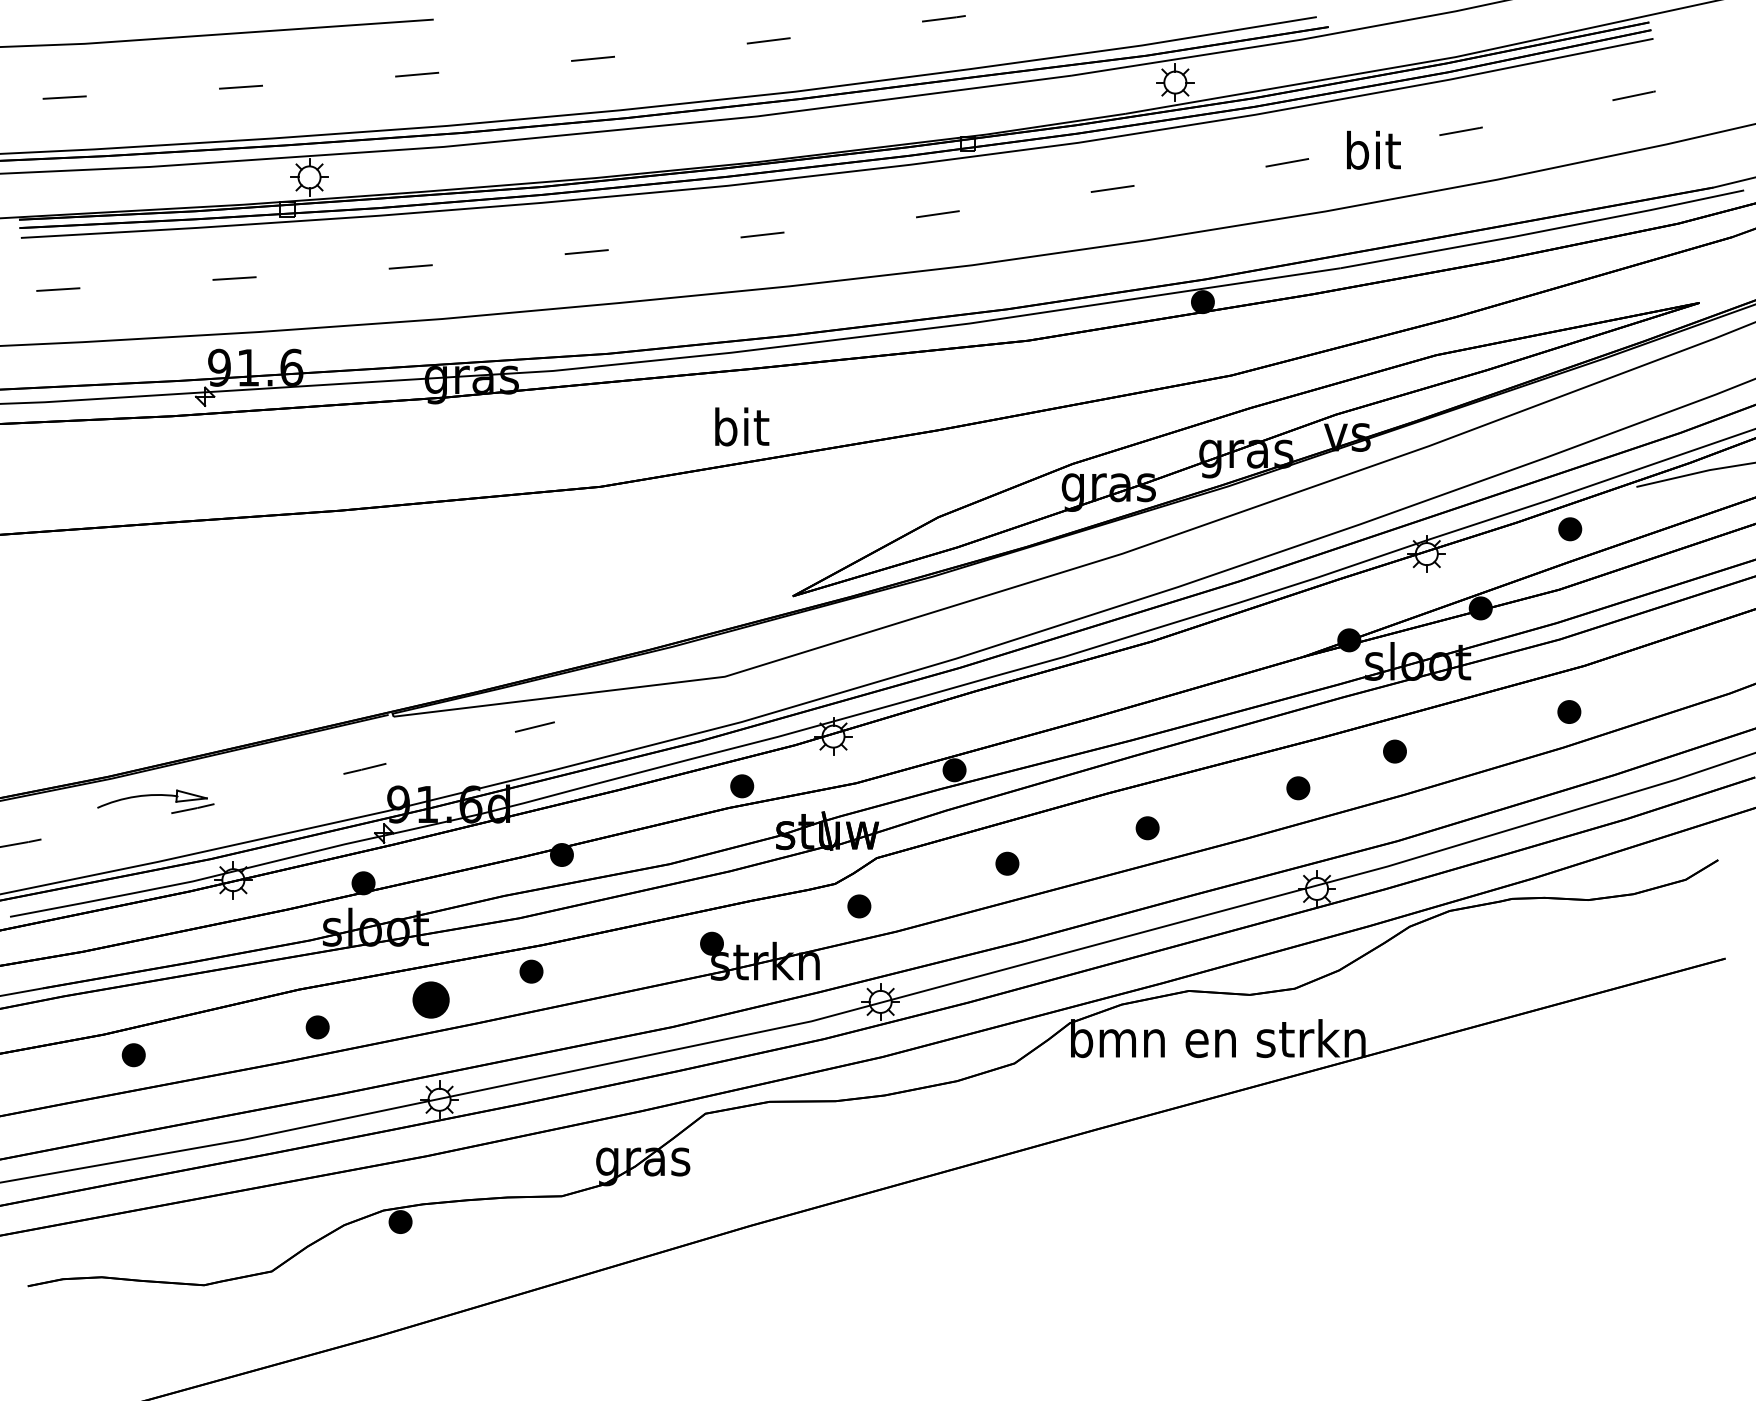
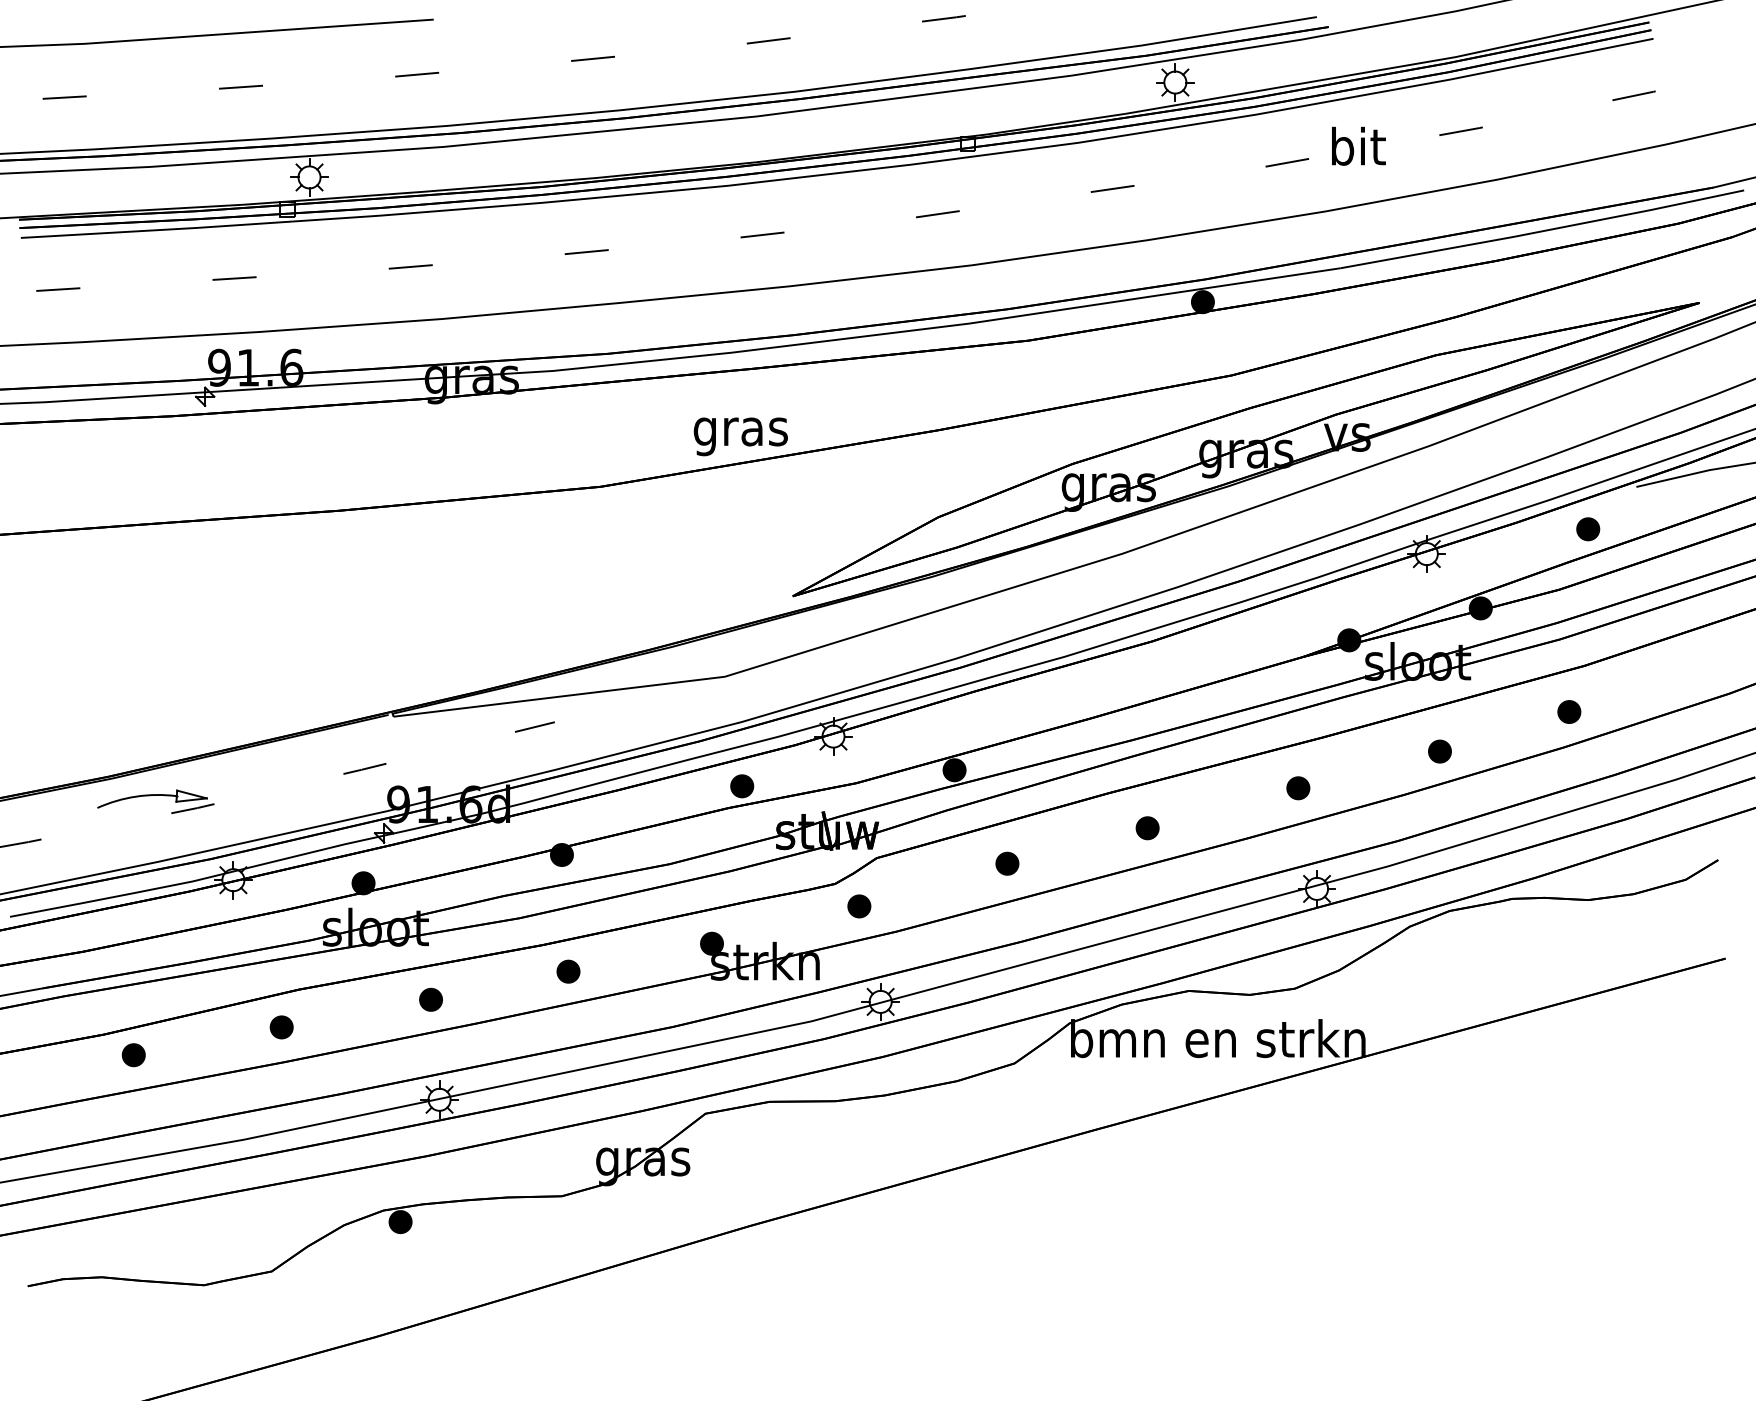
text position: (1373, 149) -> (1358, 145) (1358, 145)
text: bit -> gras (740, 431)
part position: (1570, 529) -> (1588, 529) (1588, 529)
part position: (1394, 751) -> (1439, 751) (1439, 751)
part position: (531, 971) -> (568, 971) (568, 971)
part size: 38x38 px -> 24x25 px (430, 999)
part position: (317, 1027) -> (281, 1027) (281, 1027)
